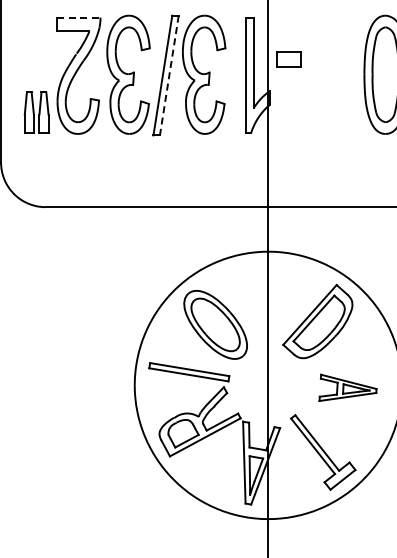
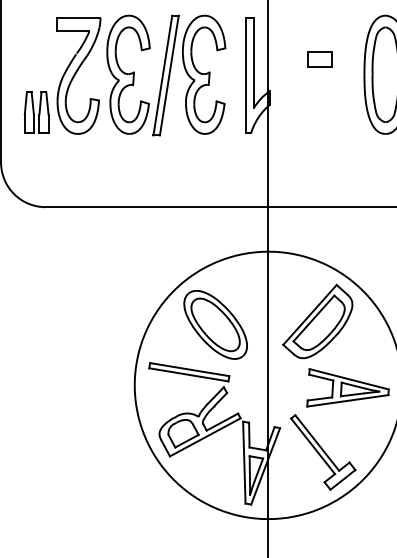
line: dashed -> solid (78, 17)
part position: (288, 59) -> (319, 59) (319, 59)
line: dashed -> solid (169, 75)
part size: 60x29 px -> 84x40 px (347, 387)
